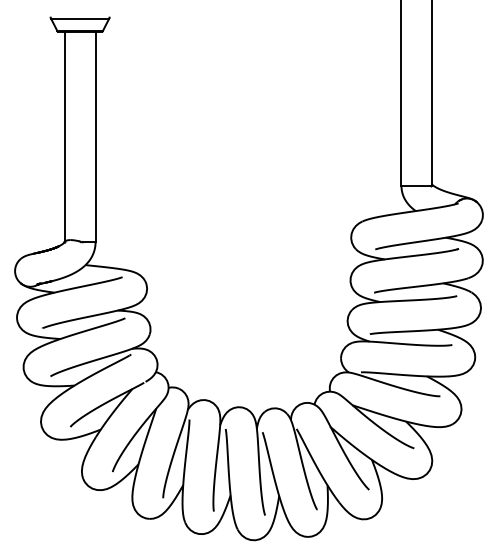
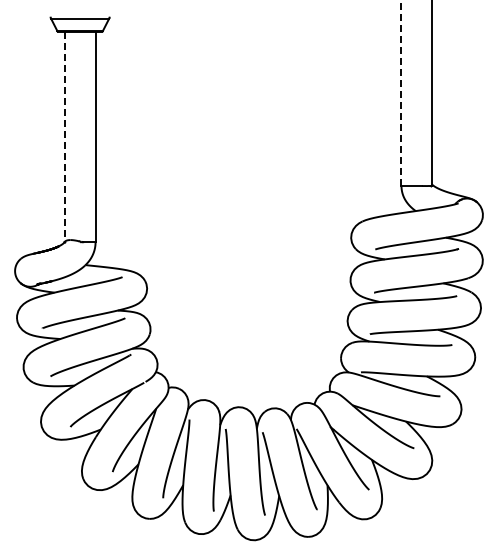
line: solid -> dashed (401, 93)
line: solid -> dashed (64, 137)
